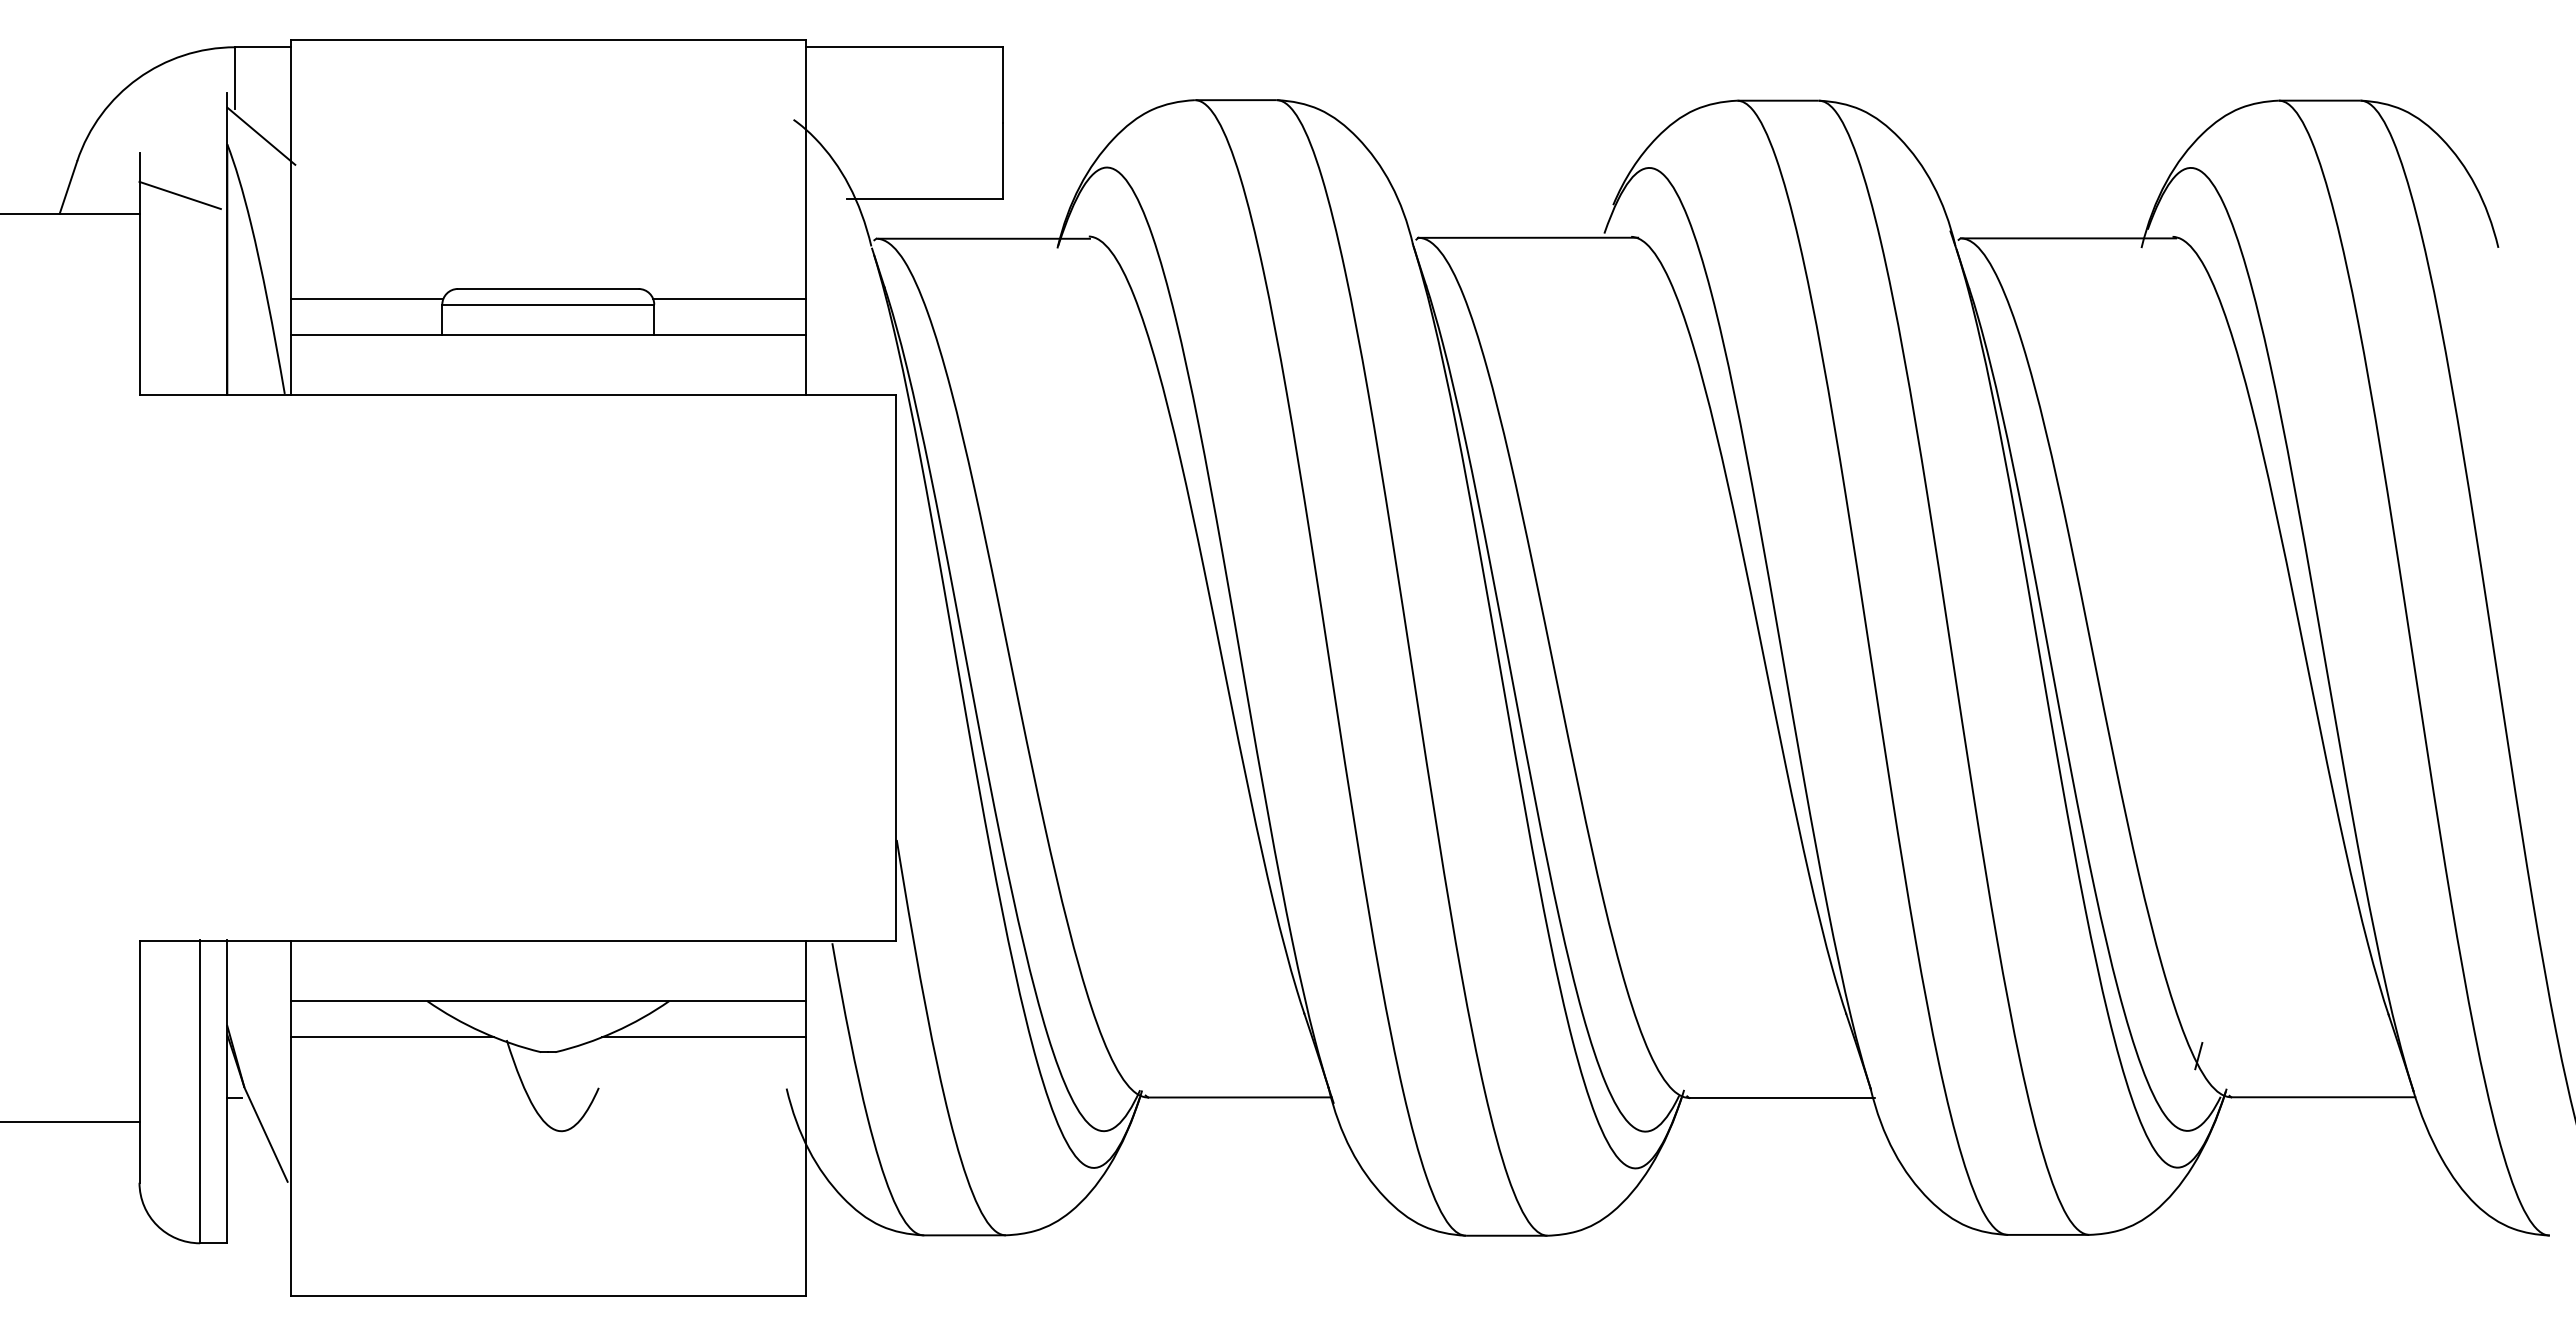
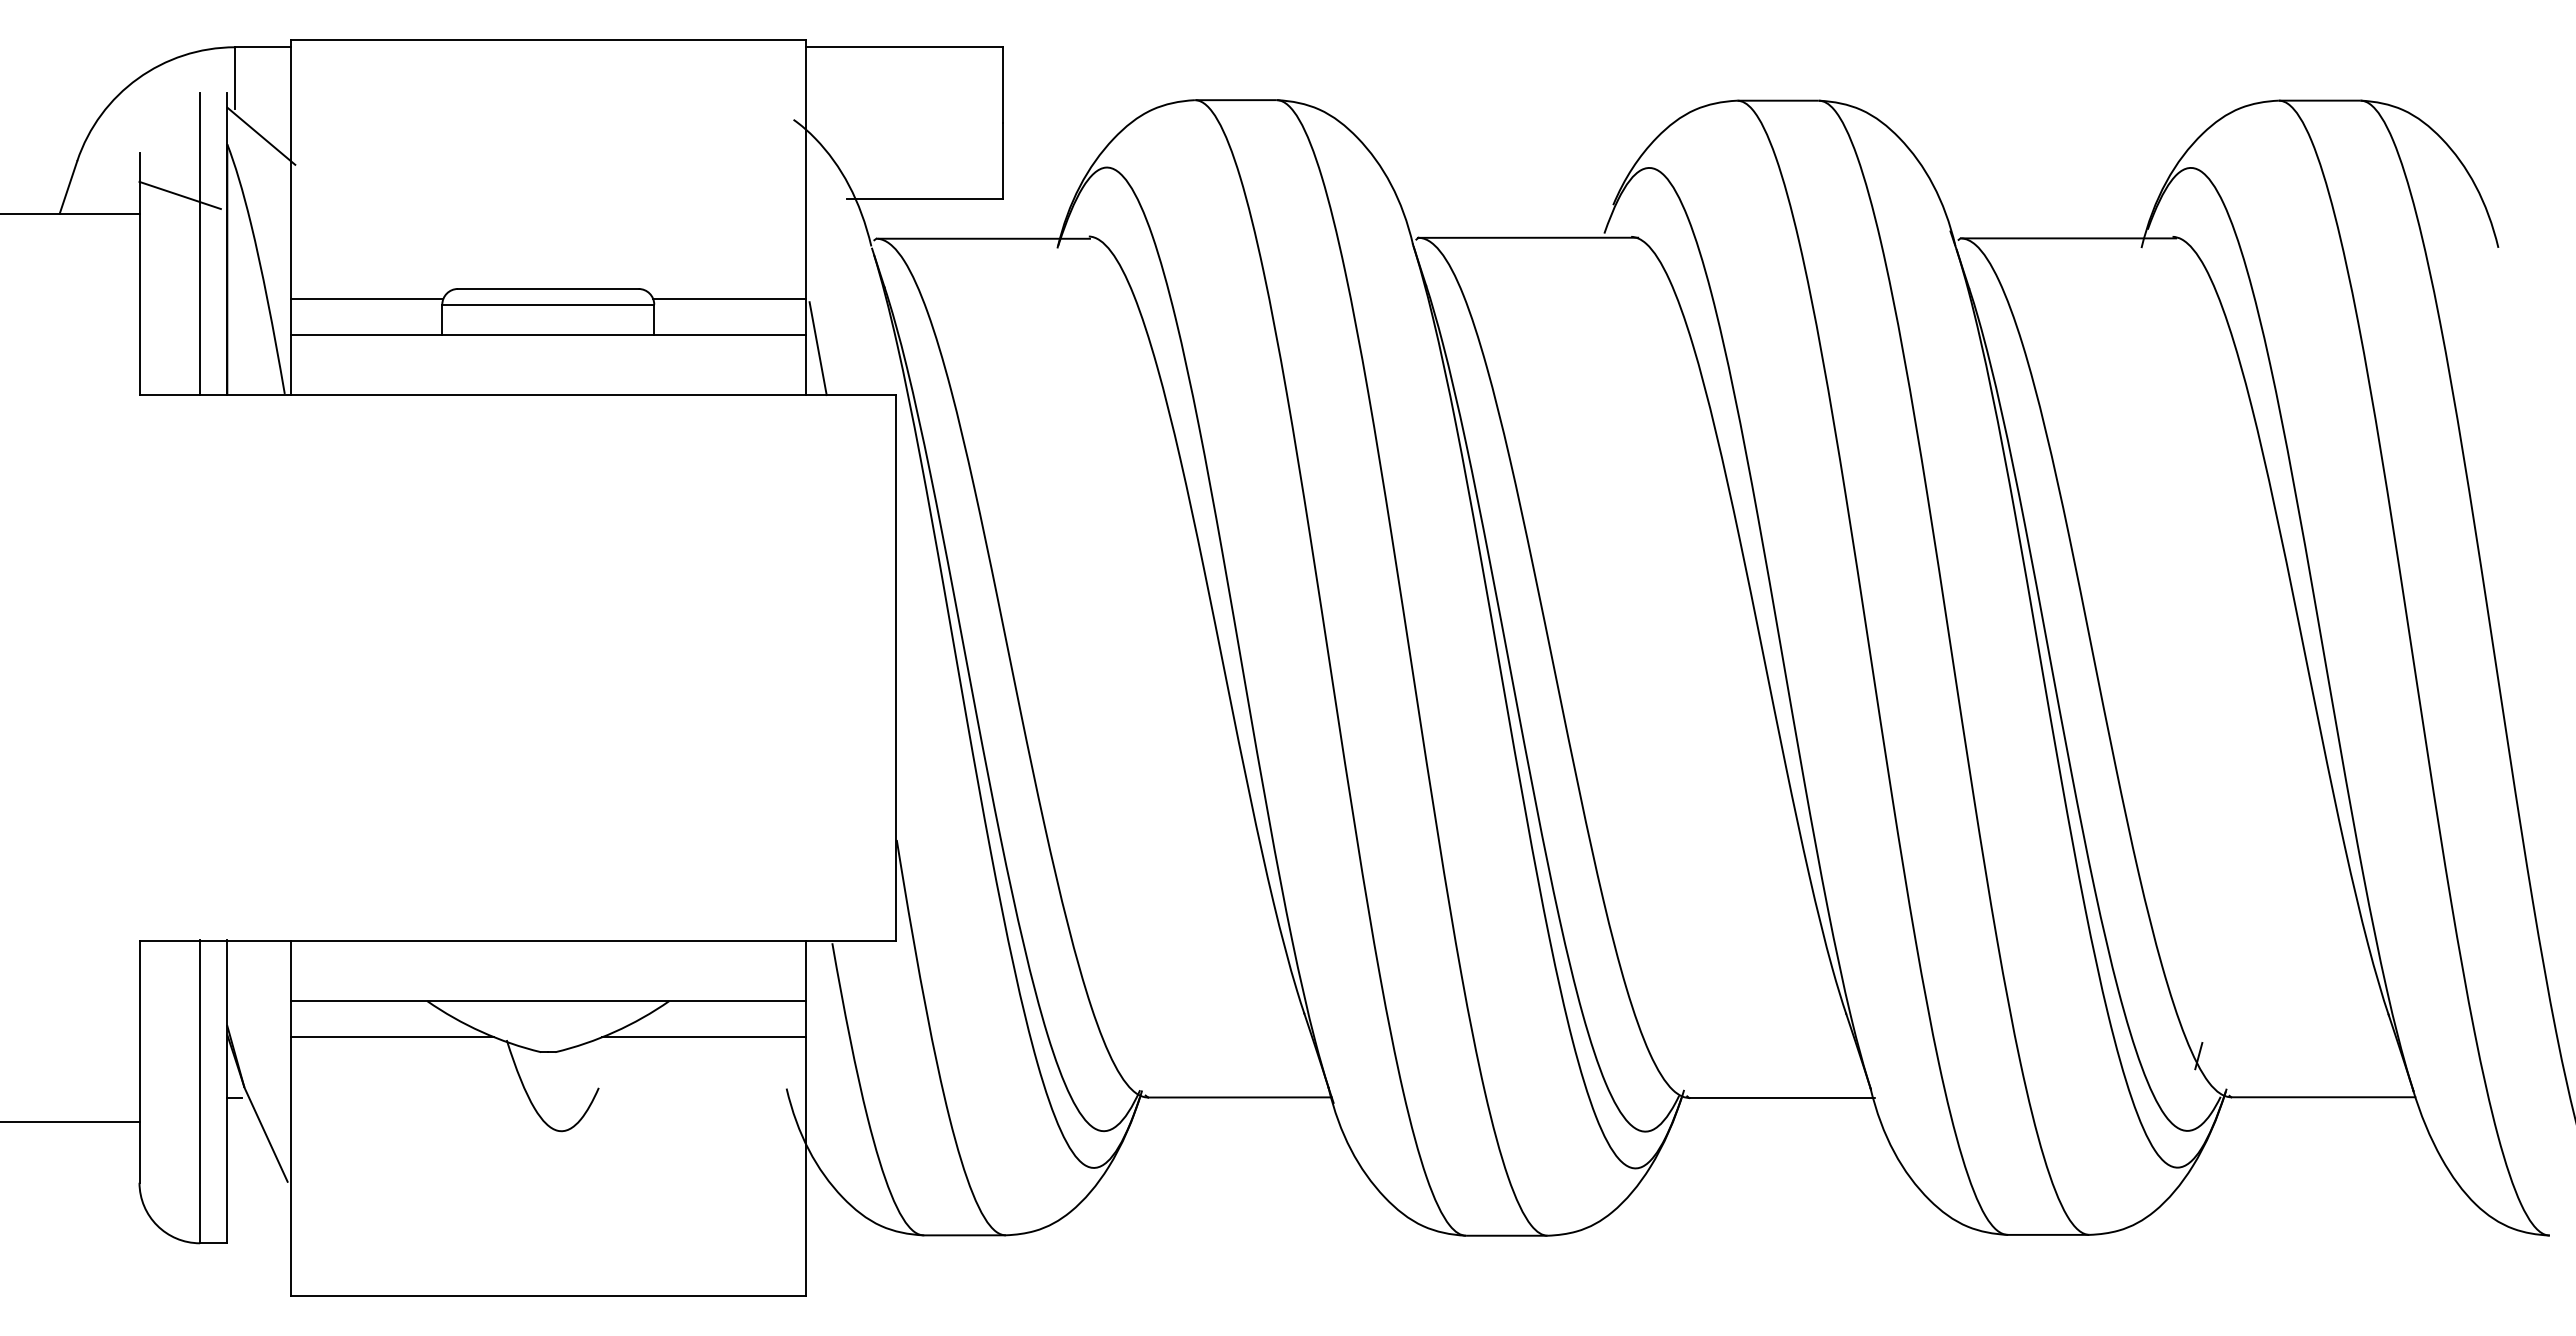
line: none -> present (200, 243)
line: none -> present (817, 348)
